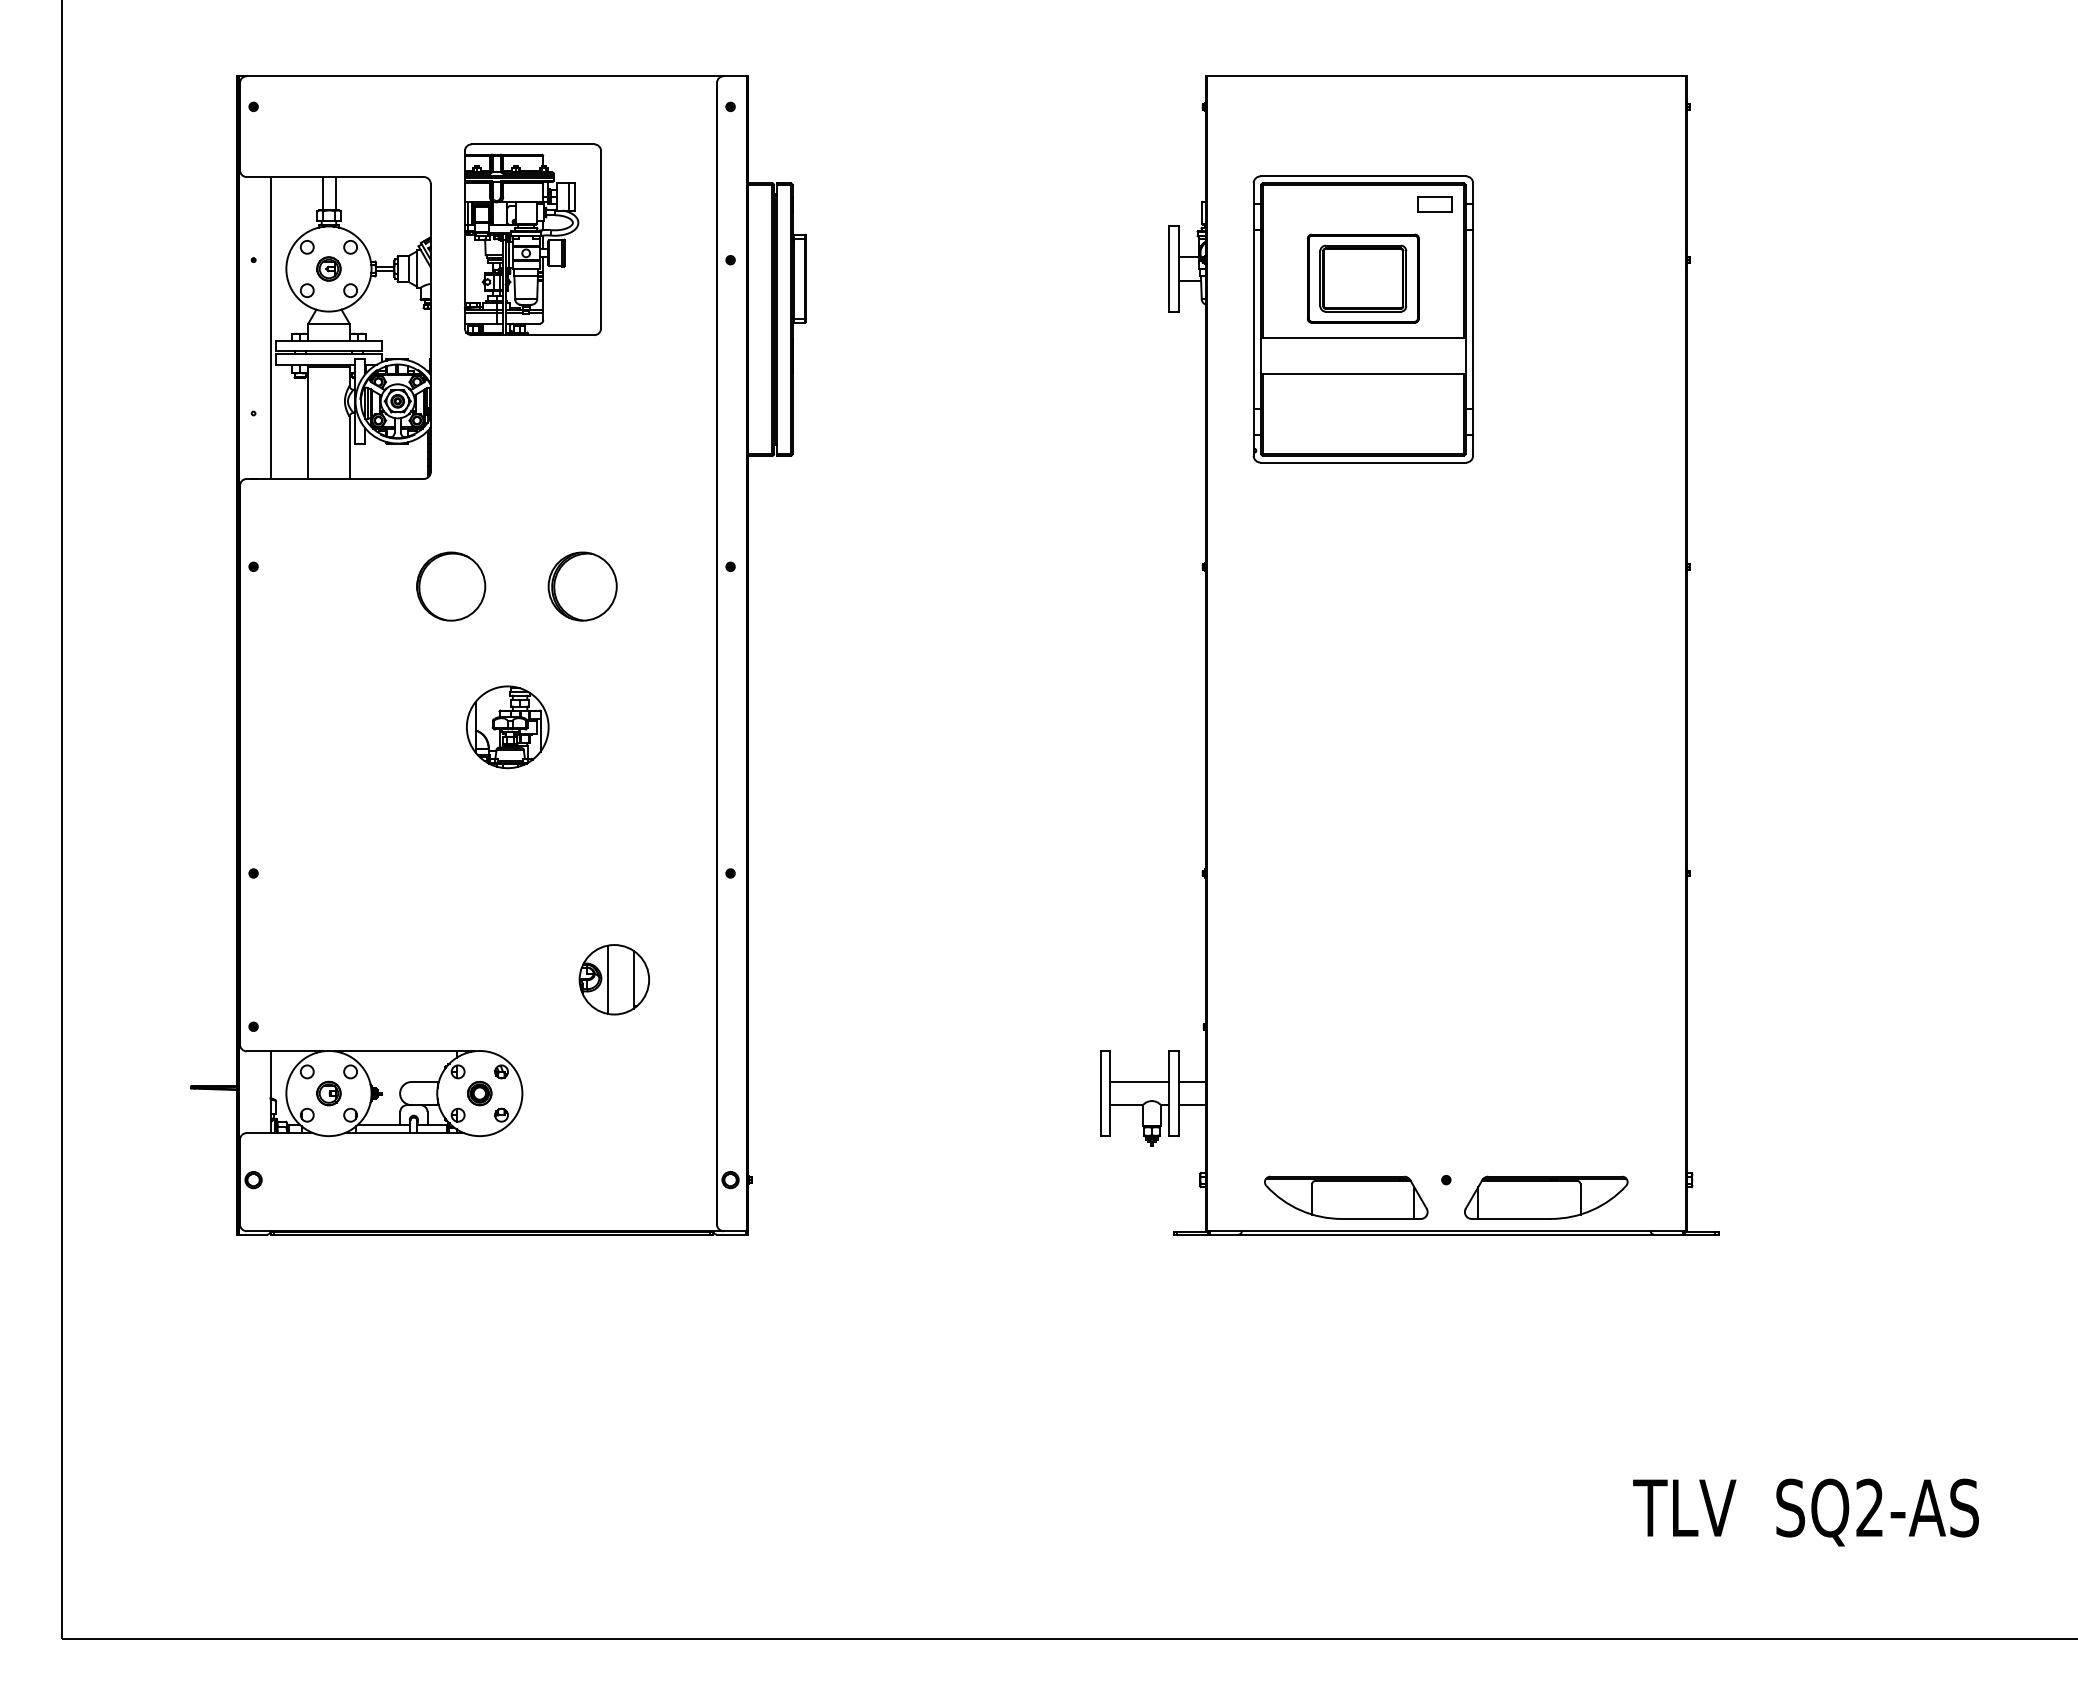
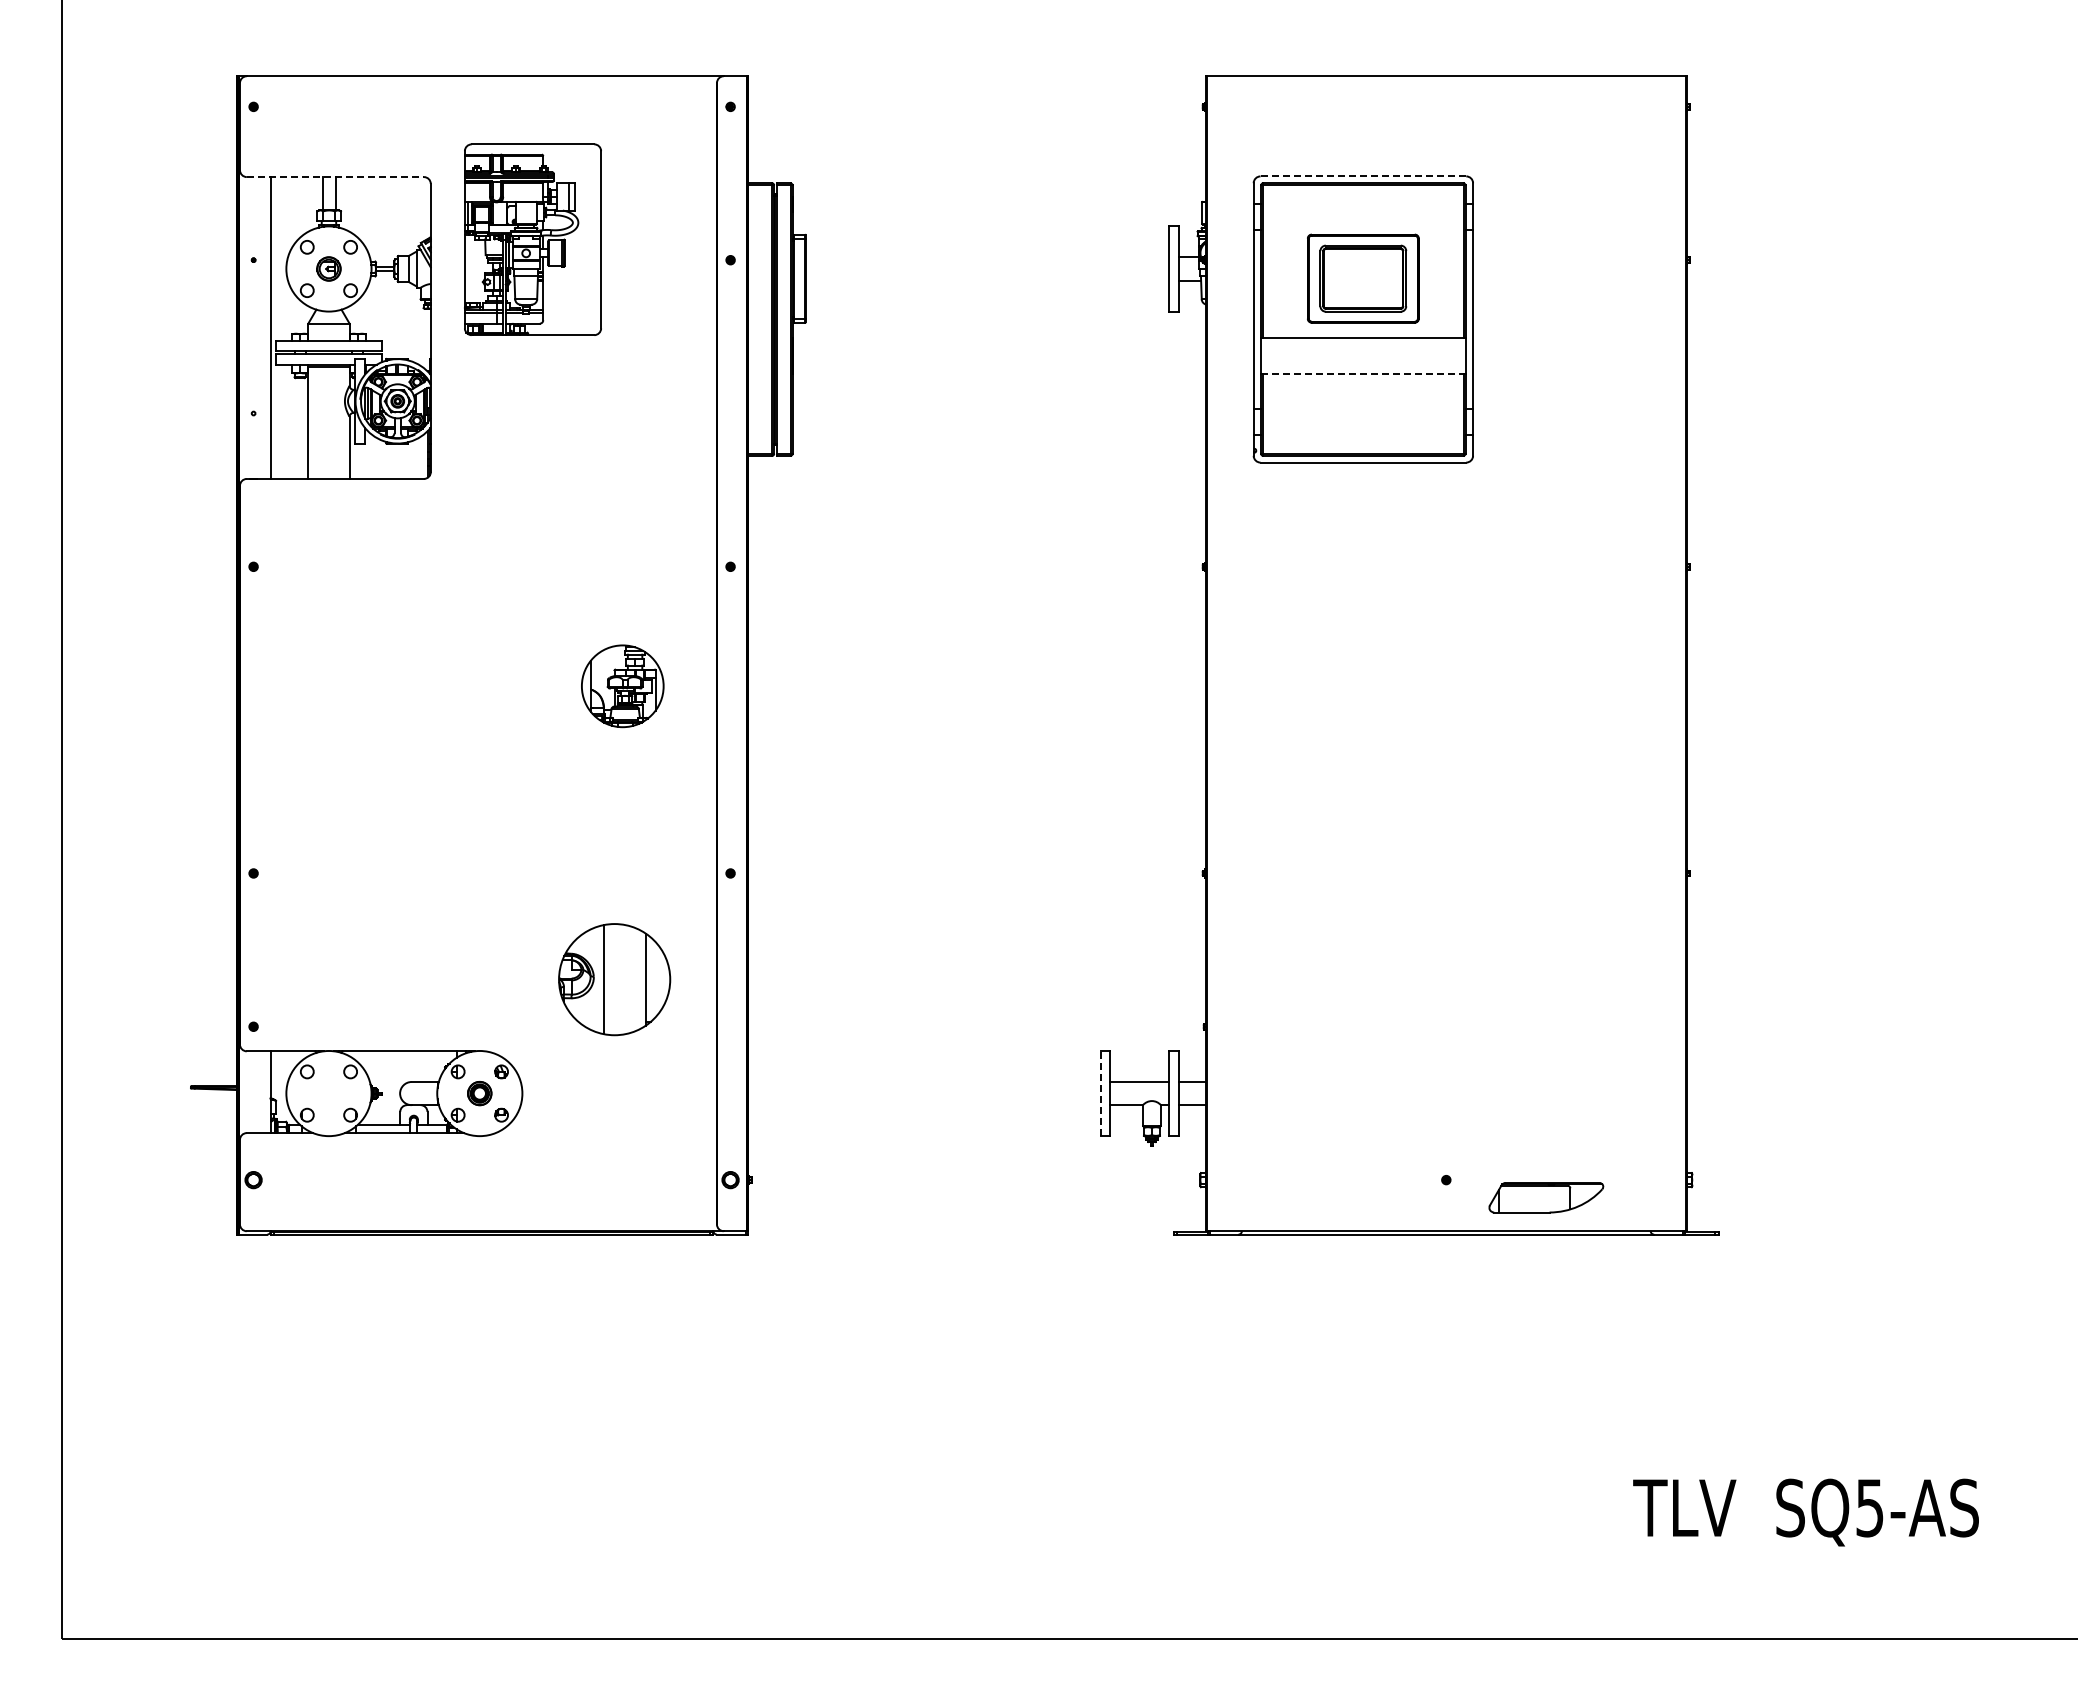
line: solid -> dashed (1363, 176)
line: solid -> dashed (335, 177)
part: present -> none (1434, 204)
line: solid -> dashed (1362, 374)
part: present -> none (451, 586)
part: present -> none (582, 586)
part position: (507, 727) -> (622, 686) (622, 686)
part size: 72x72 px -> 114x114 px (614, 979)
part: present -> none (328, 1093)
line: solid -> dashed (1100, 1093)
part: present -> none (1346, 1197)
part size: 165x45 px -> 117x32 px (1546, 1197)
text: SQ2-AS -> SQ5-AS (1869, 1507)
